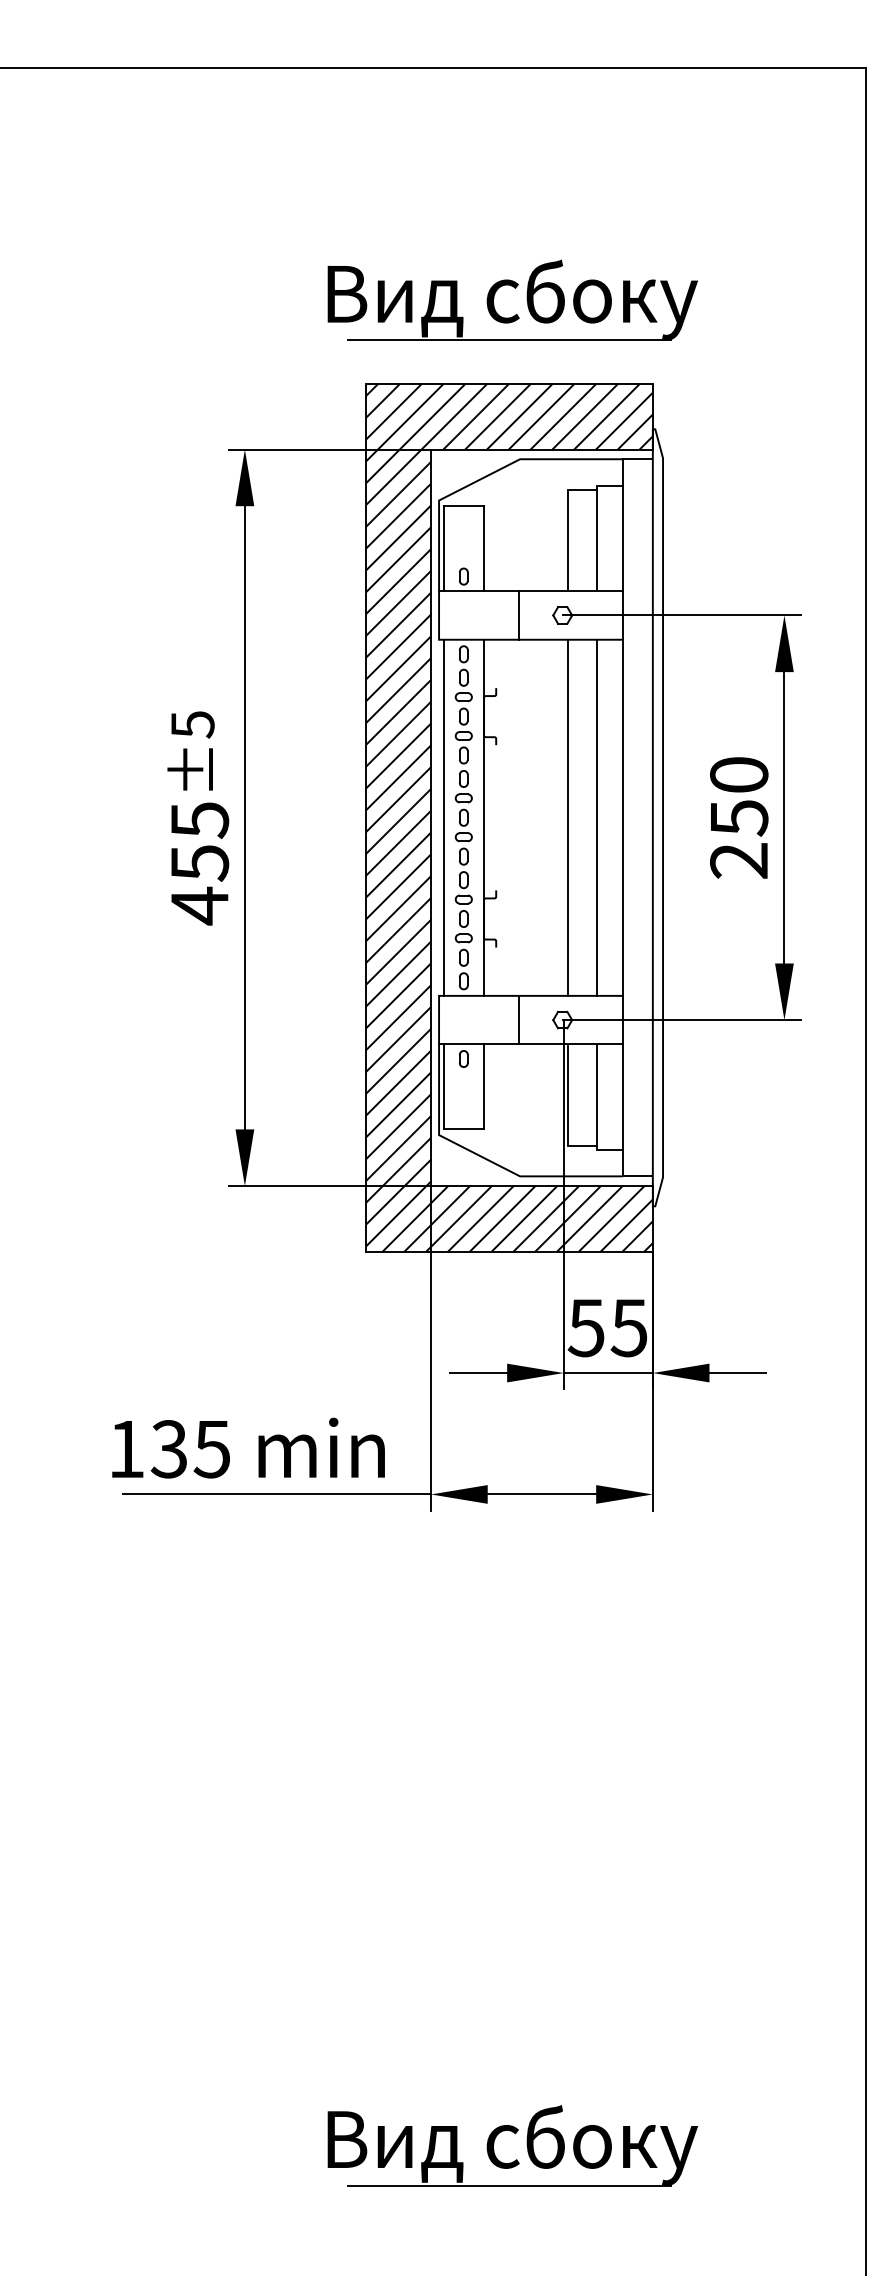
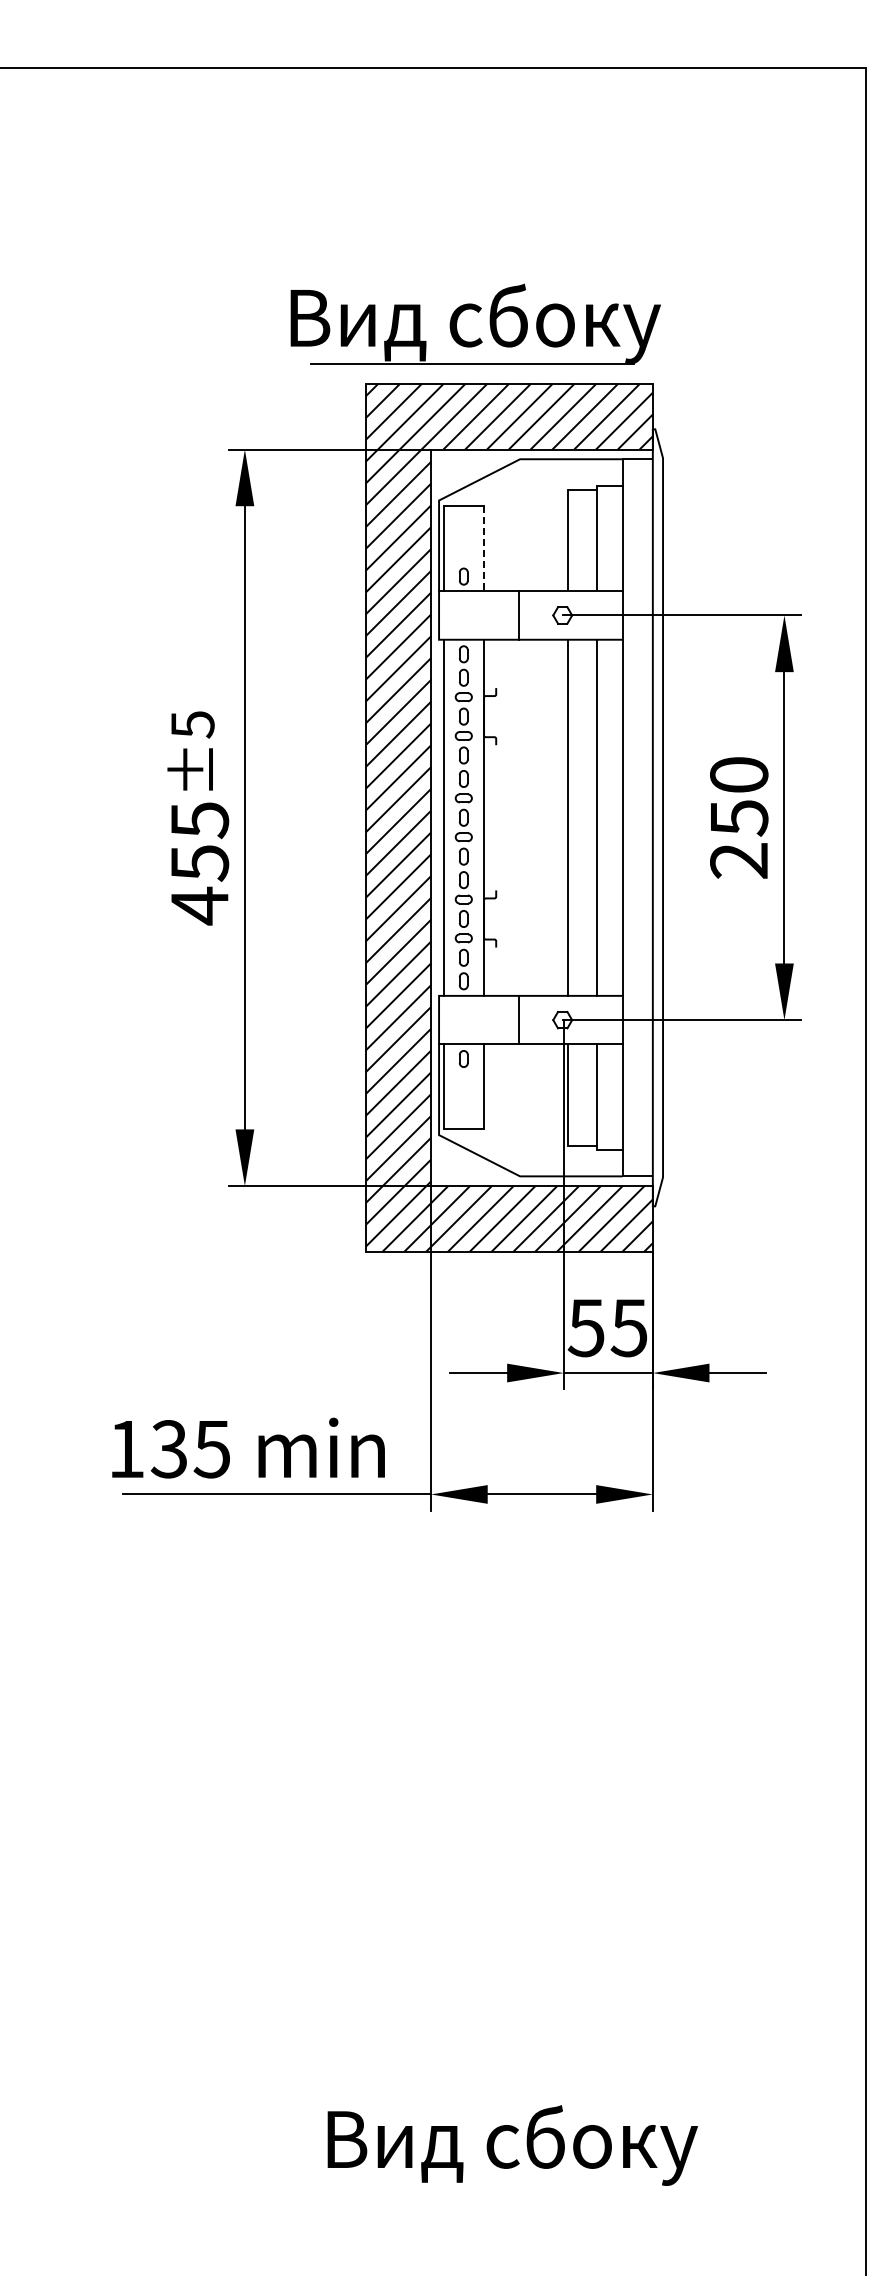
part position: (514, 288) -> (477, 312) (477, 312)
line: solid -> dashed (484, 549)
line: present -> none (509, 2185)
